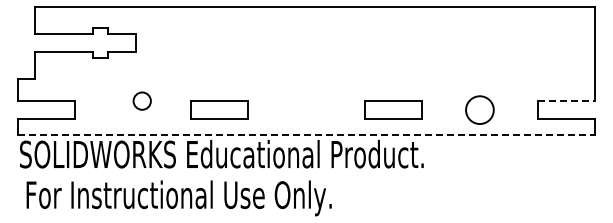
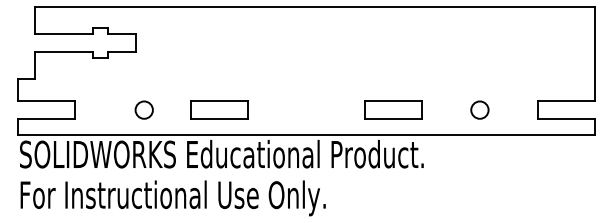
circle position: (141, 100) -> (143, 109) (143, 109)
line: dashed -> solid (566, 101)
circle diameter: 28 px -> 17 px (479, 109)
line: dashed -> solid (306, 135)
text position: (178, 198) -> (172, 198) (172, 198)
